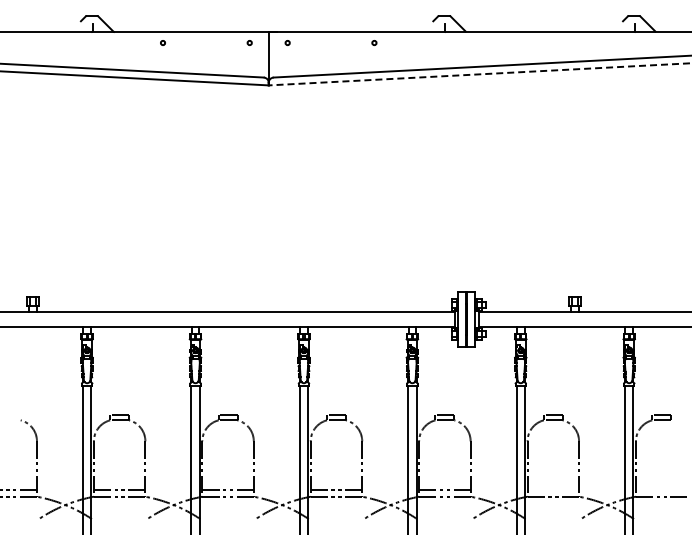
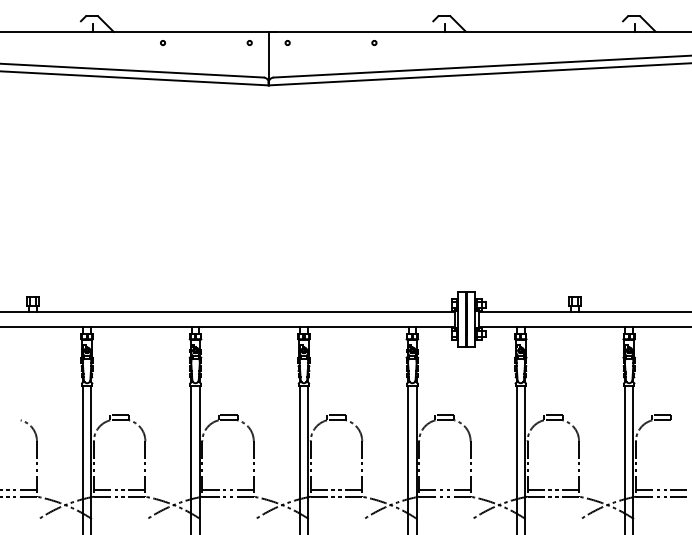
line: dashed -> solid (479, 74)
line: none -> present (553, 490)
line: none -> present (661, 490)
